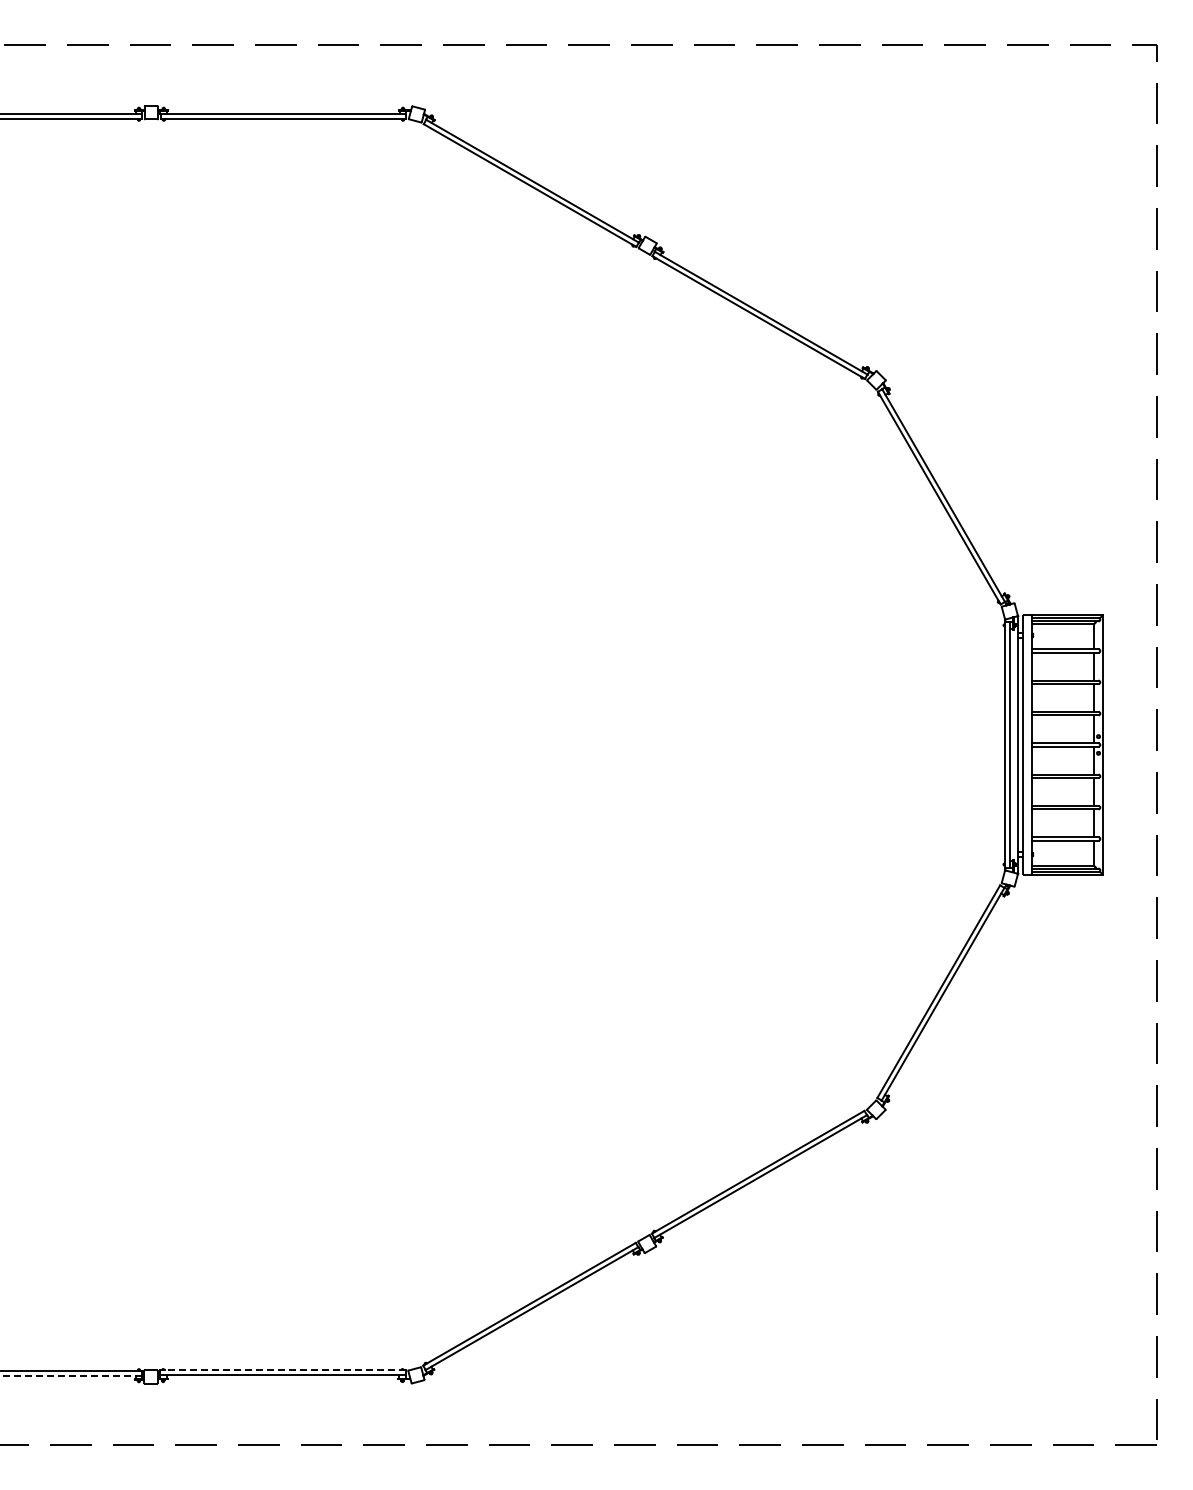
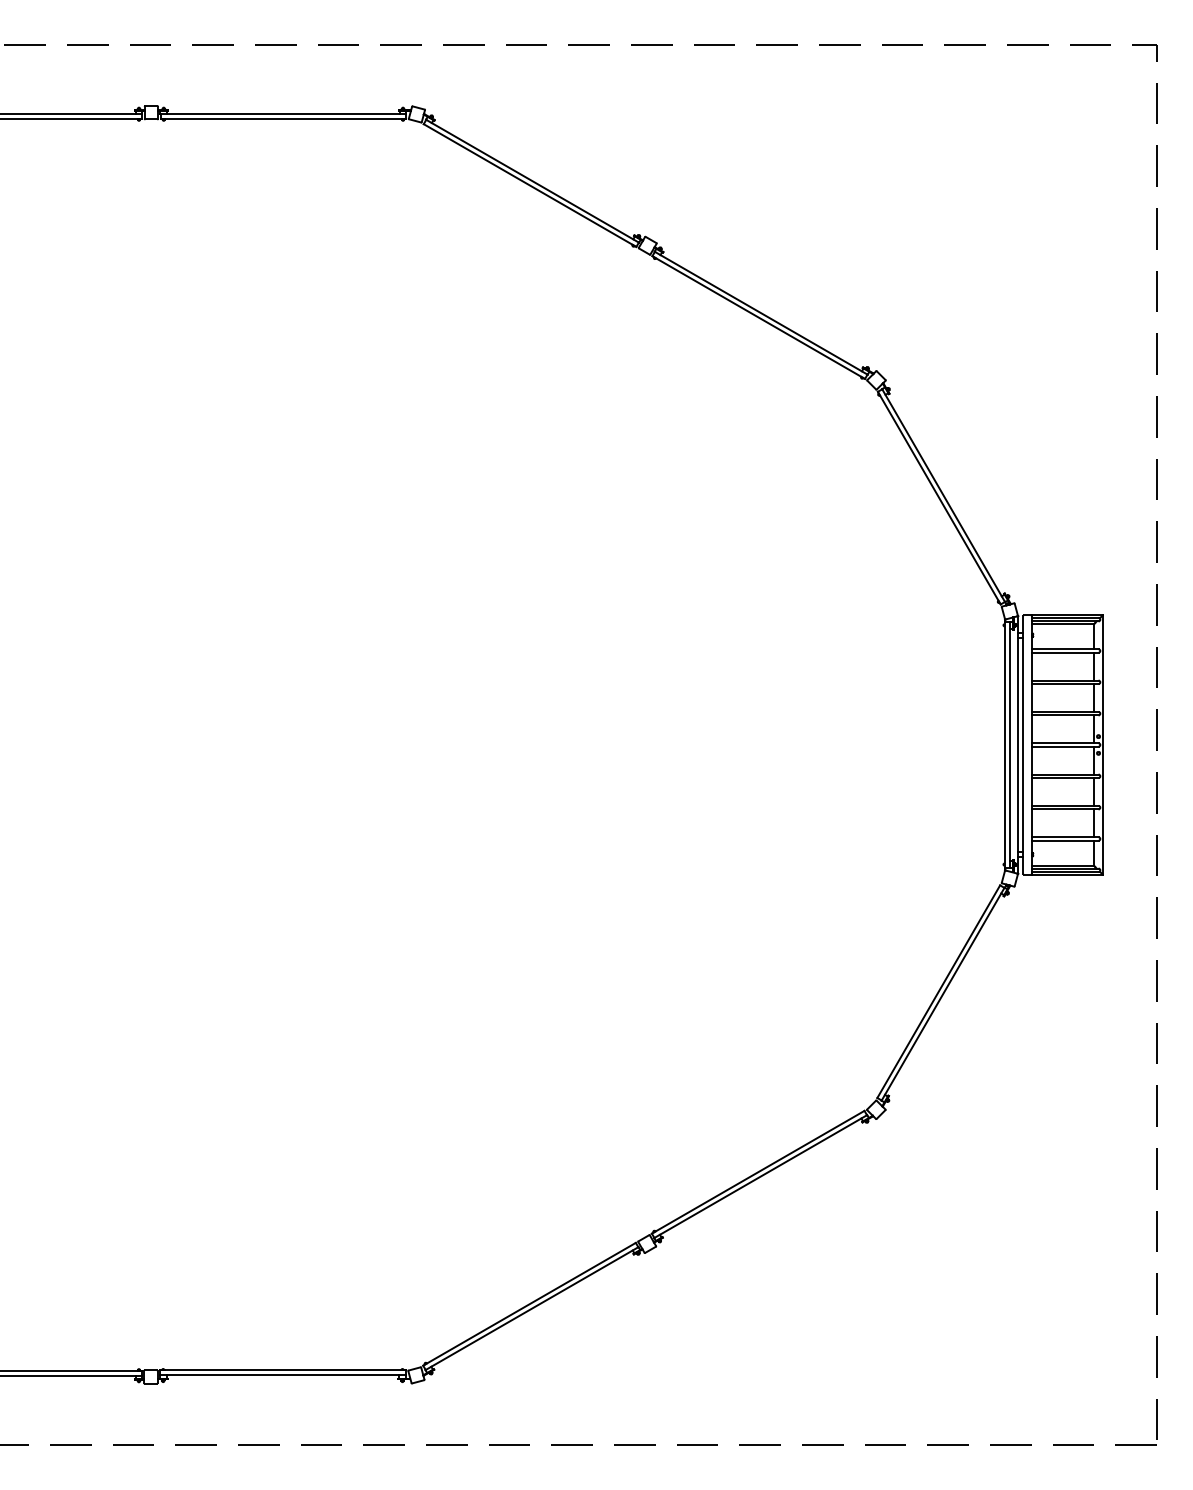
line: dashed -> solid (282, 1370)
line: dashed -> solid (71, 1375)
